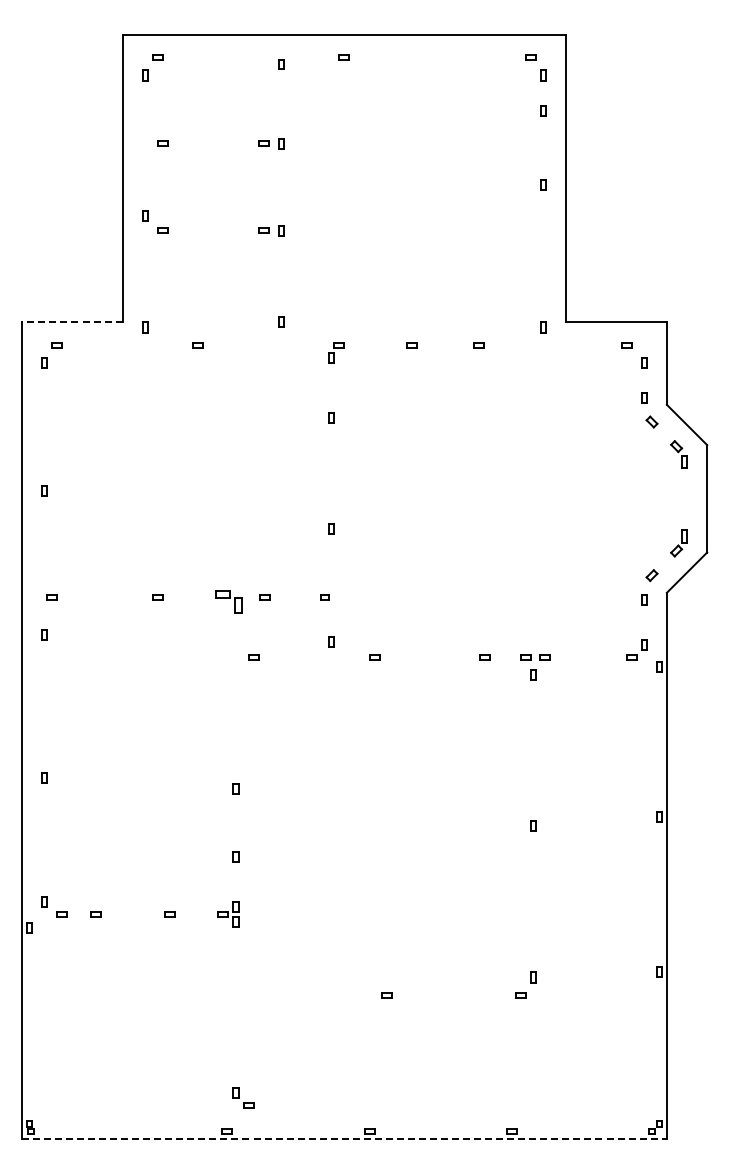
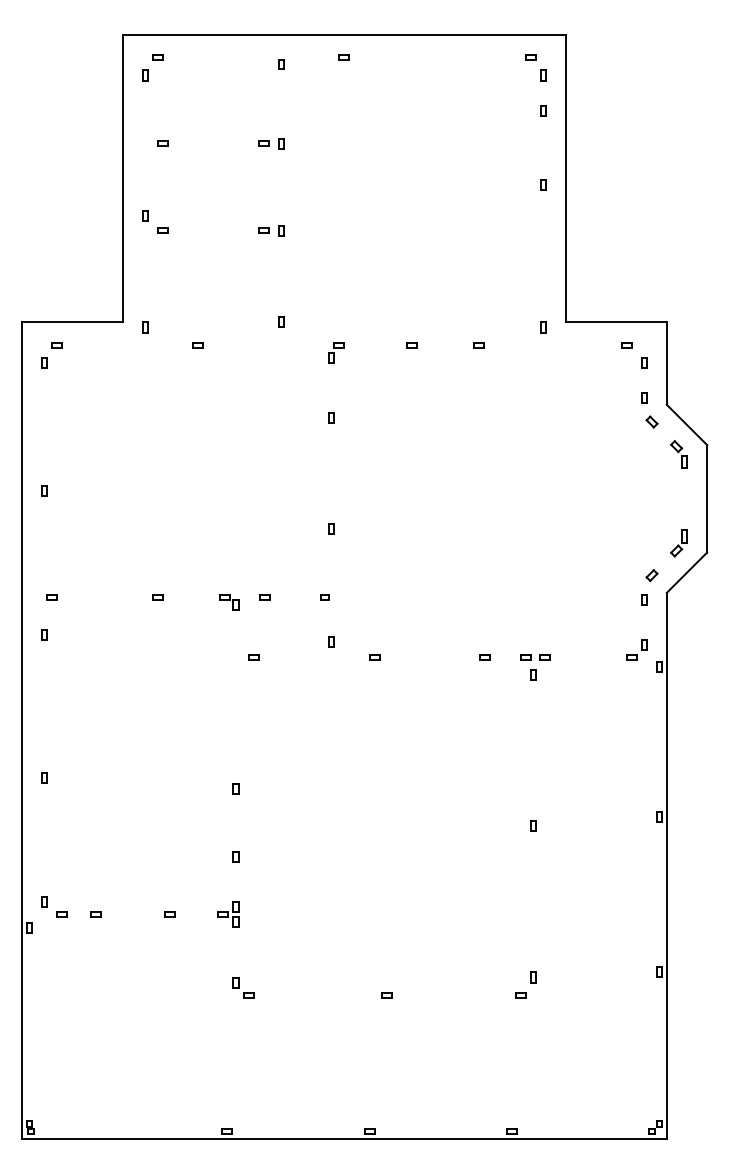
line: dashed -> solid (71, 322)
part size: 28x24 px -> 21x17 px (229, 602)
part position: (243, 1097) -> (243, 987) (243, 987)
line: dashed -> solid (344, 1138)
